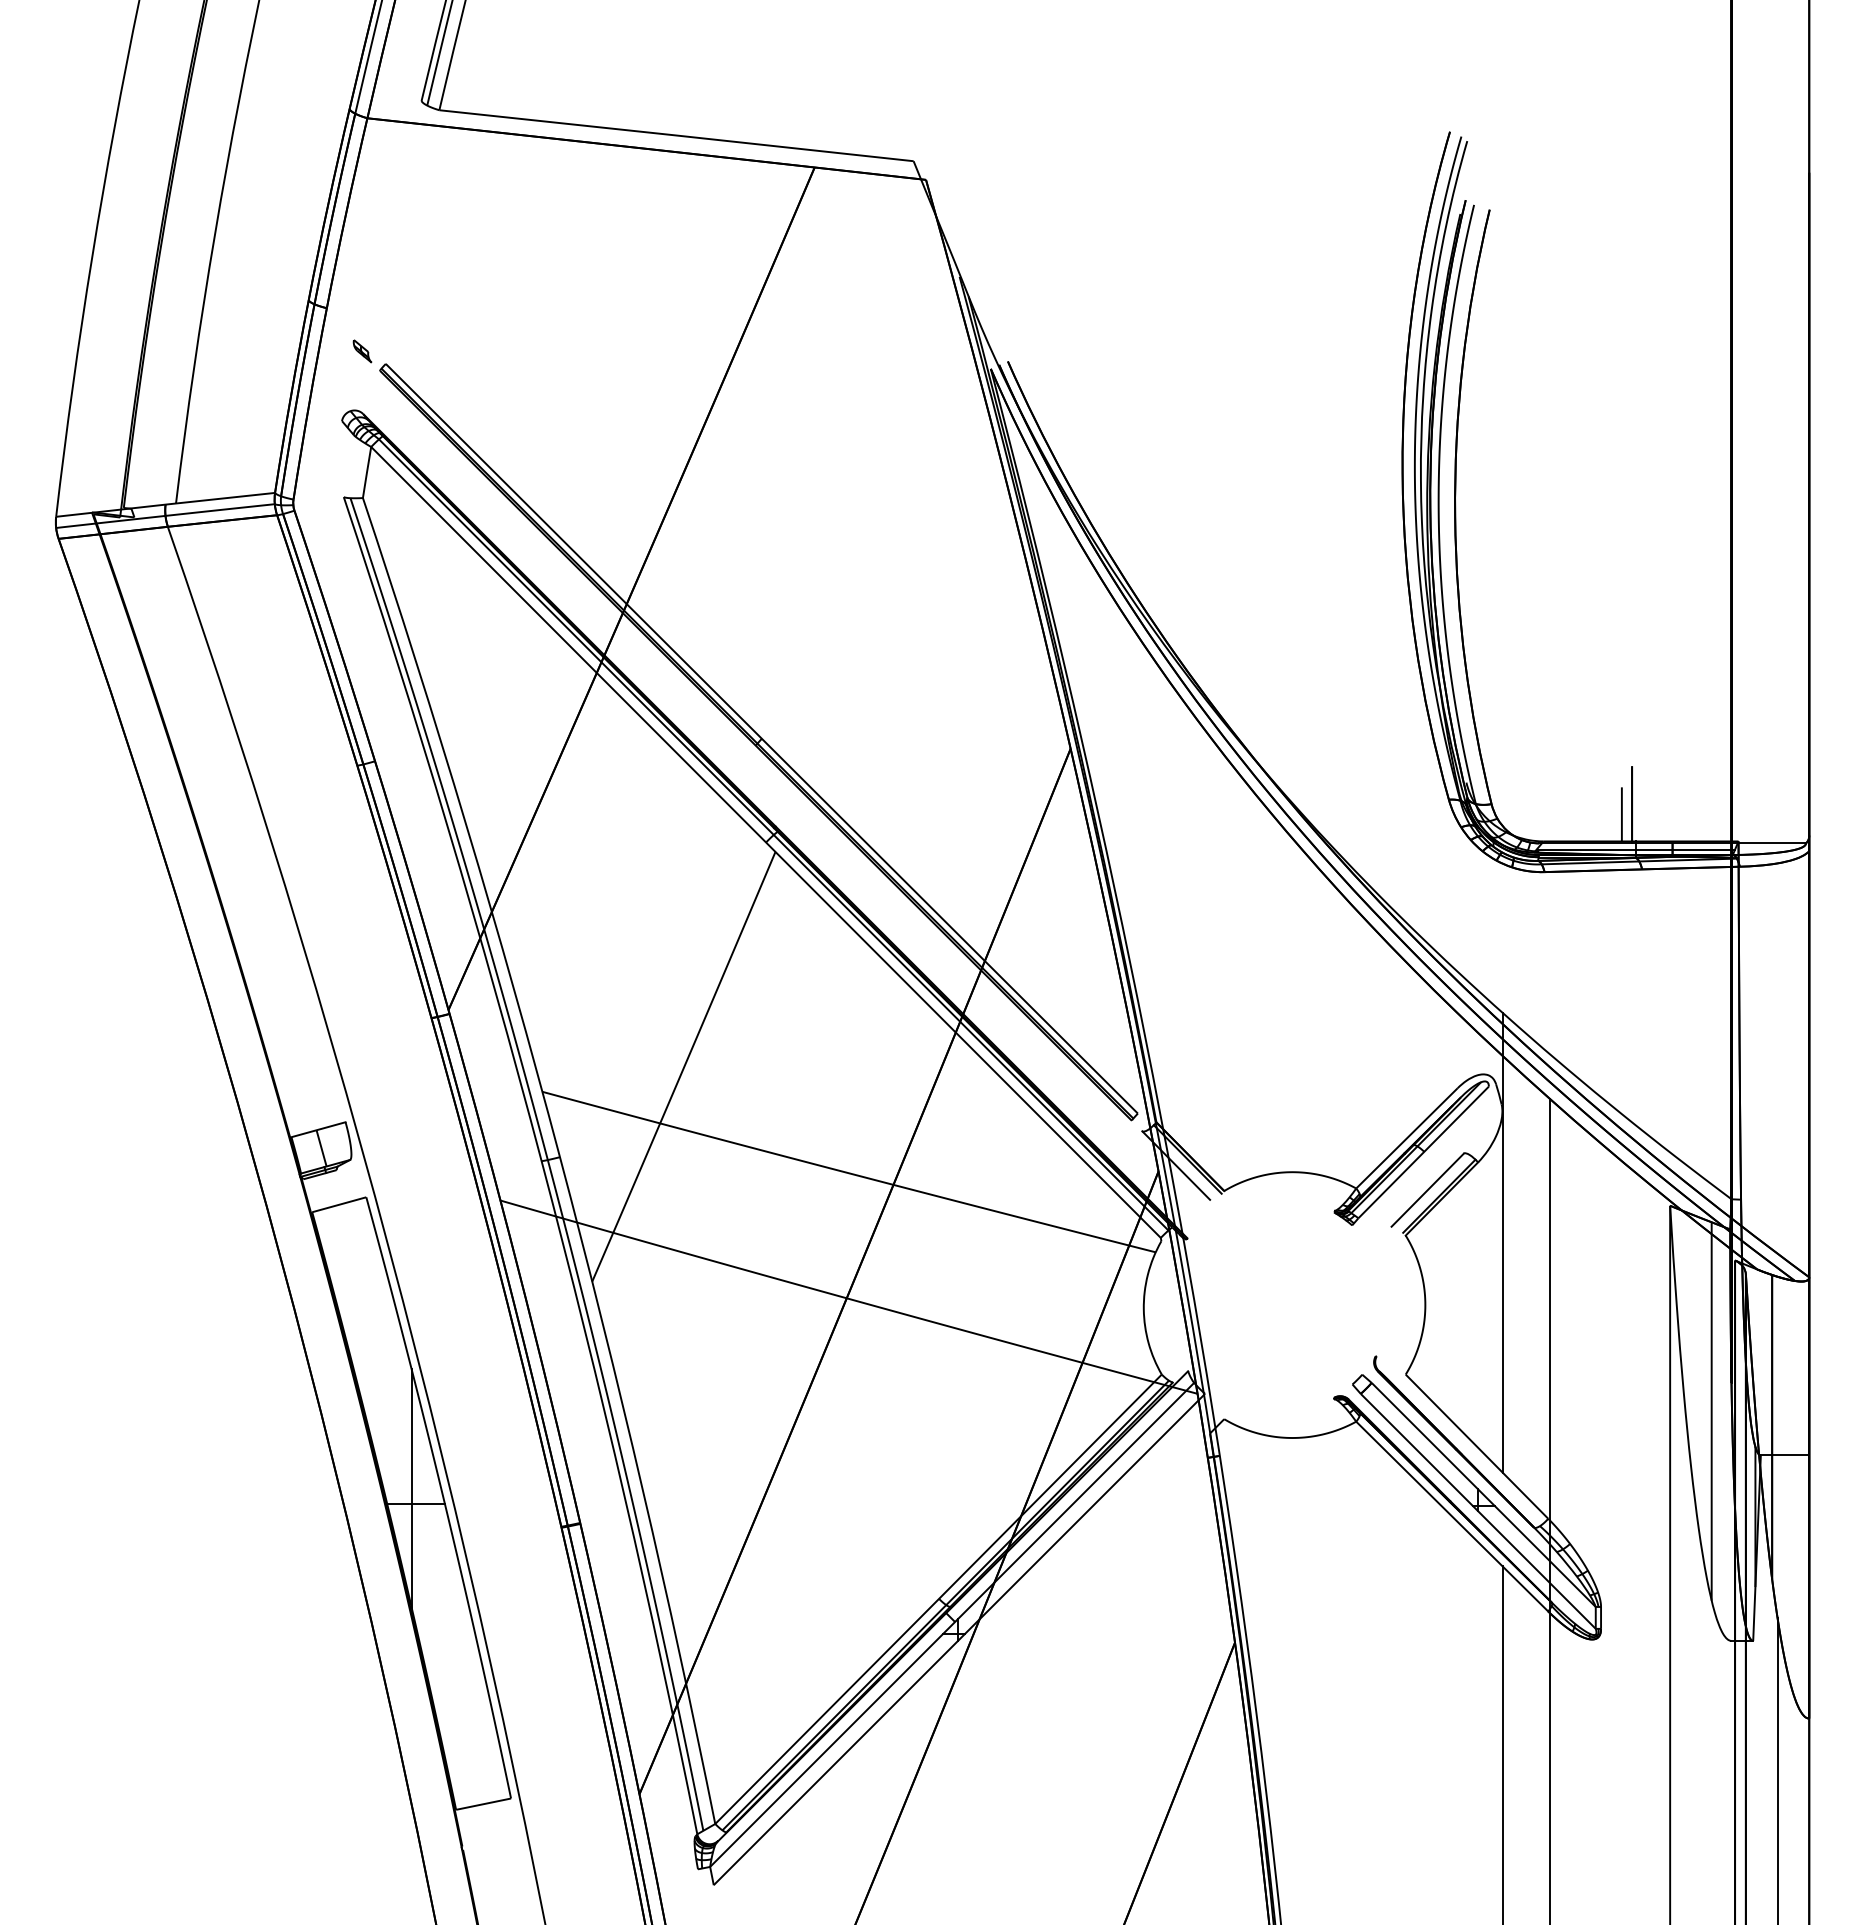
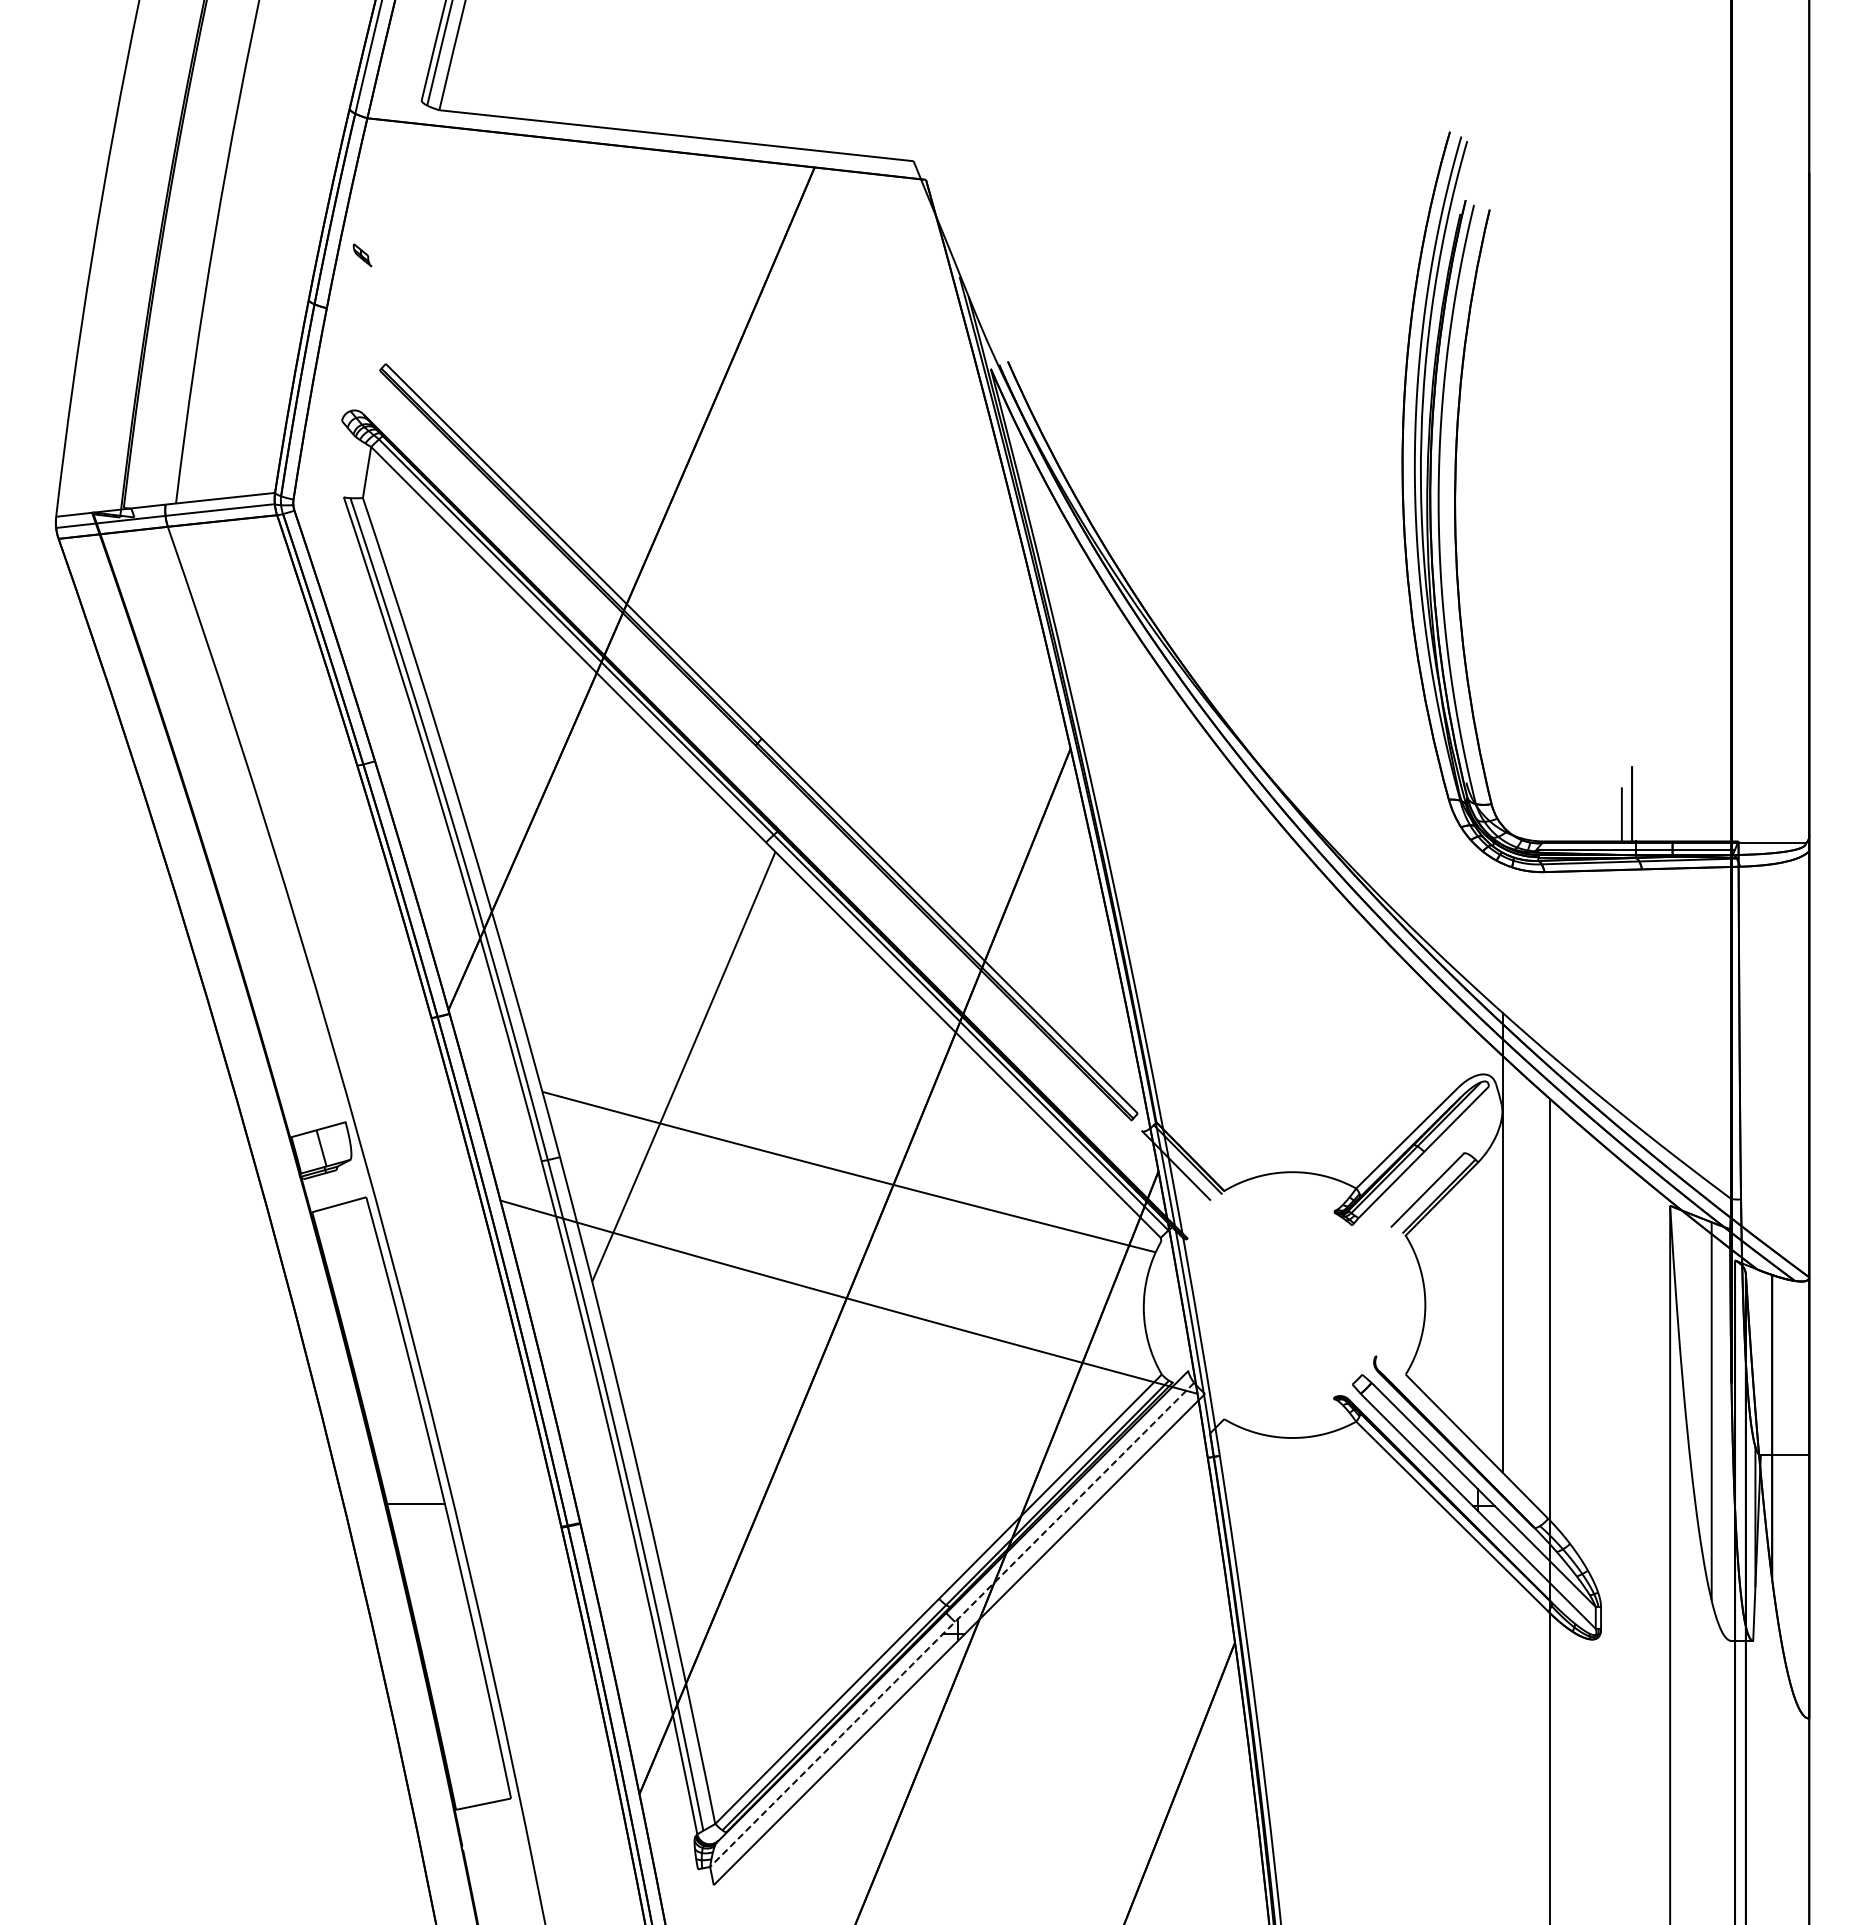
part position: (362, 351) -> (362, 255) (362, 255)
line: present -> none (411, 1488)
line: solid -> dashed (951, 1625)
line: present -> none (1502, 1743)
line: present -> none (1777, 1769)
